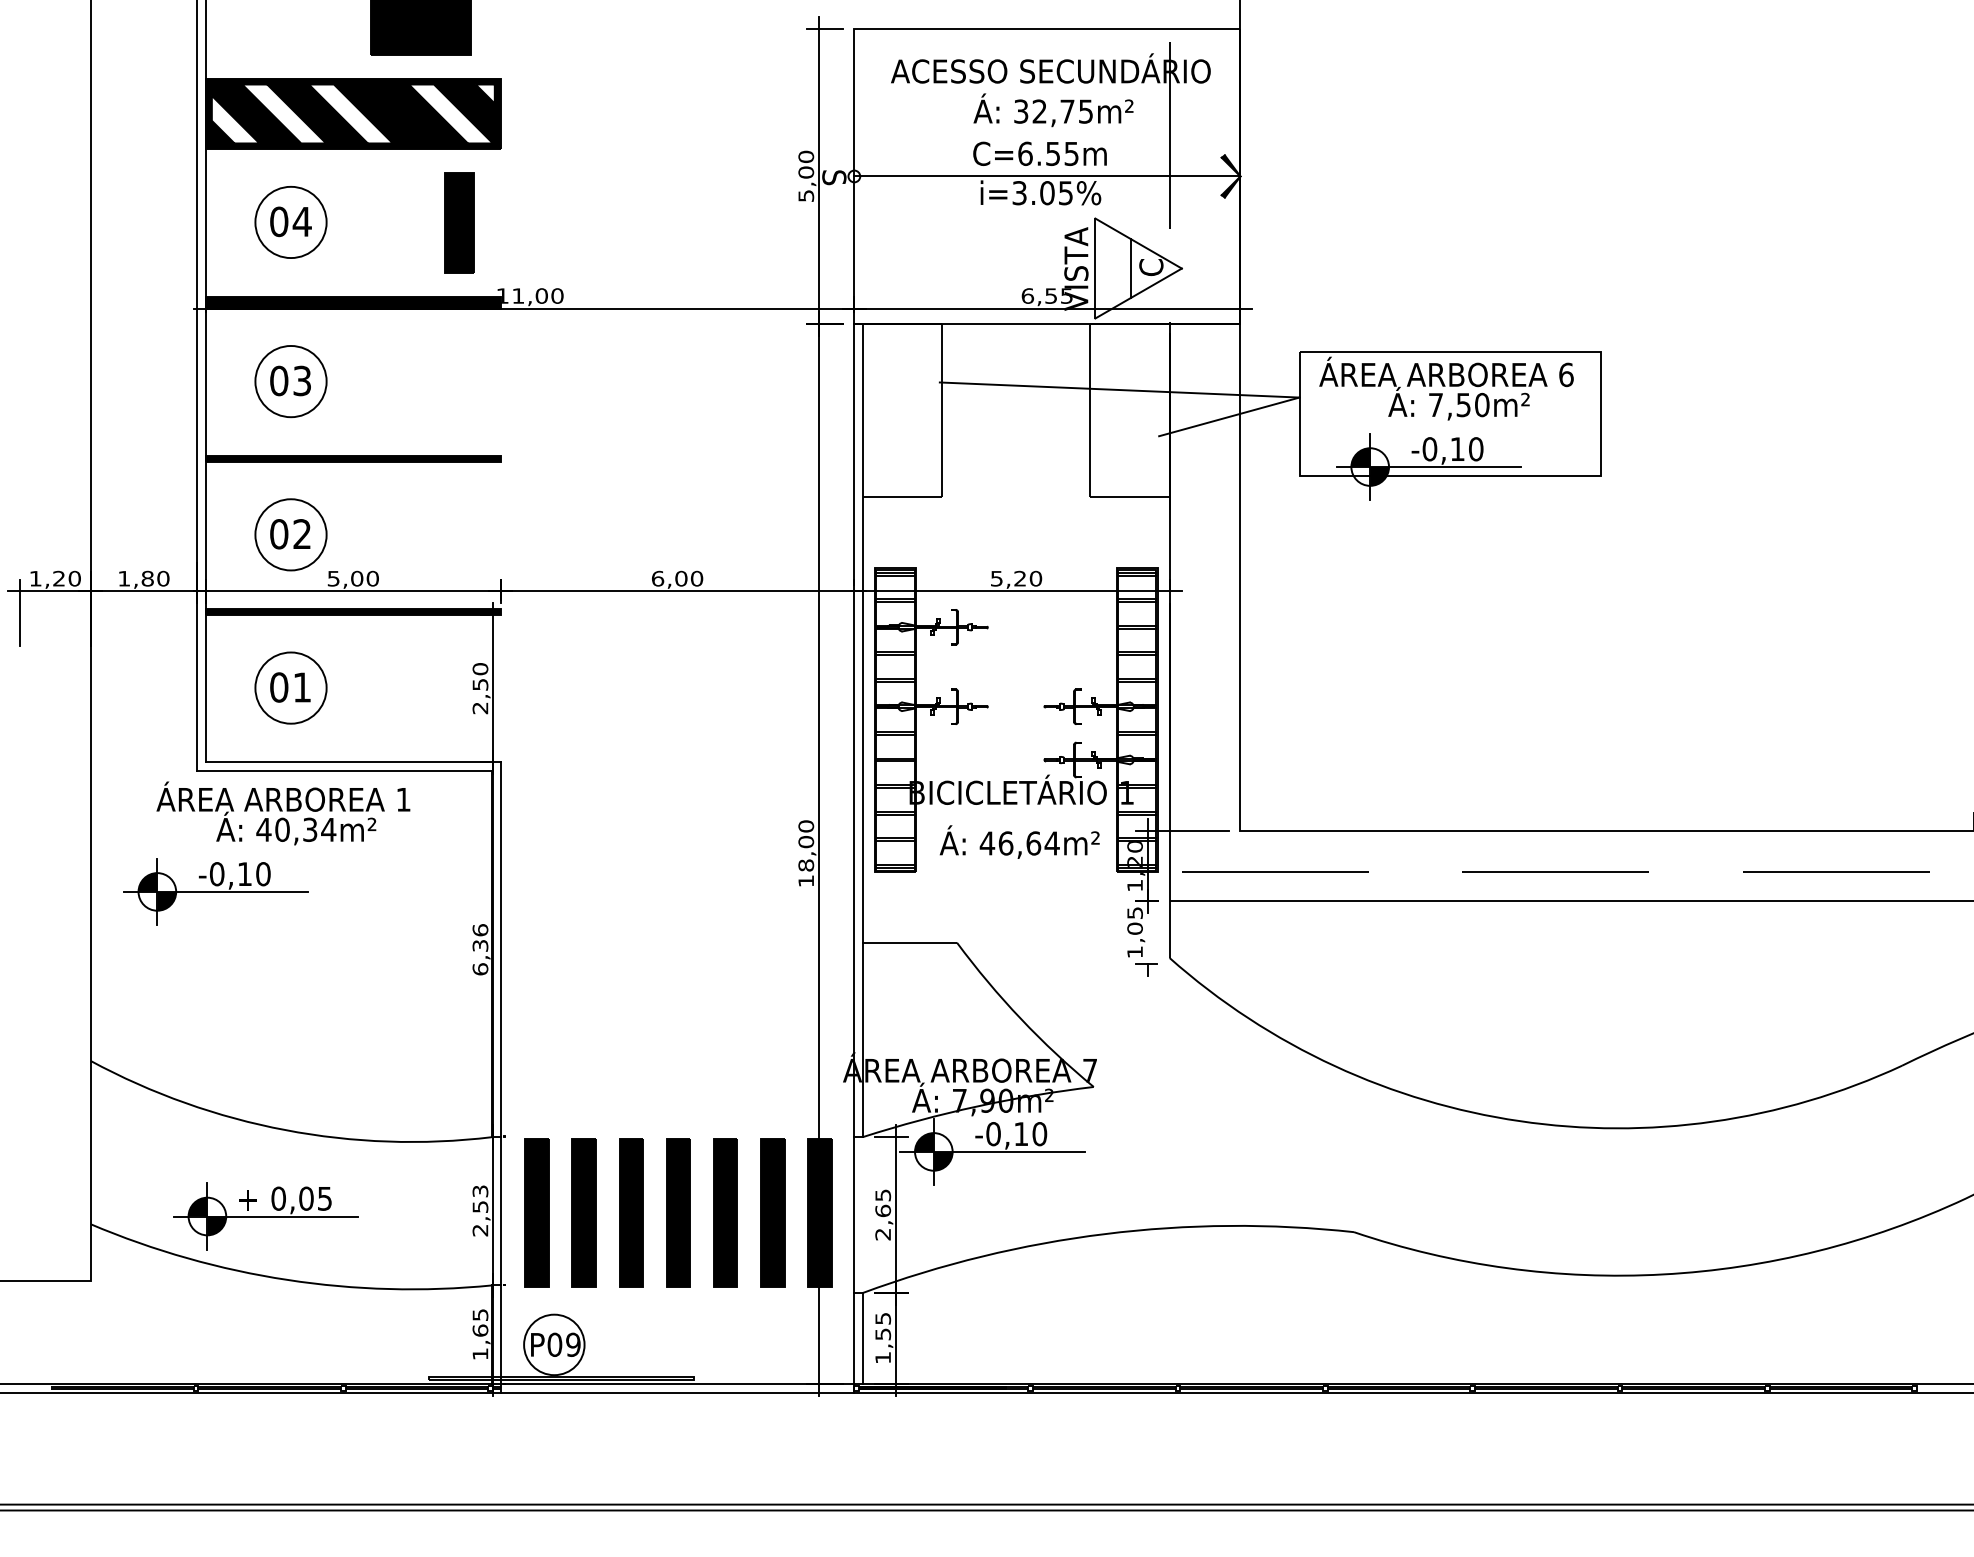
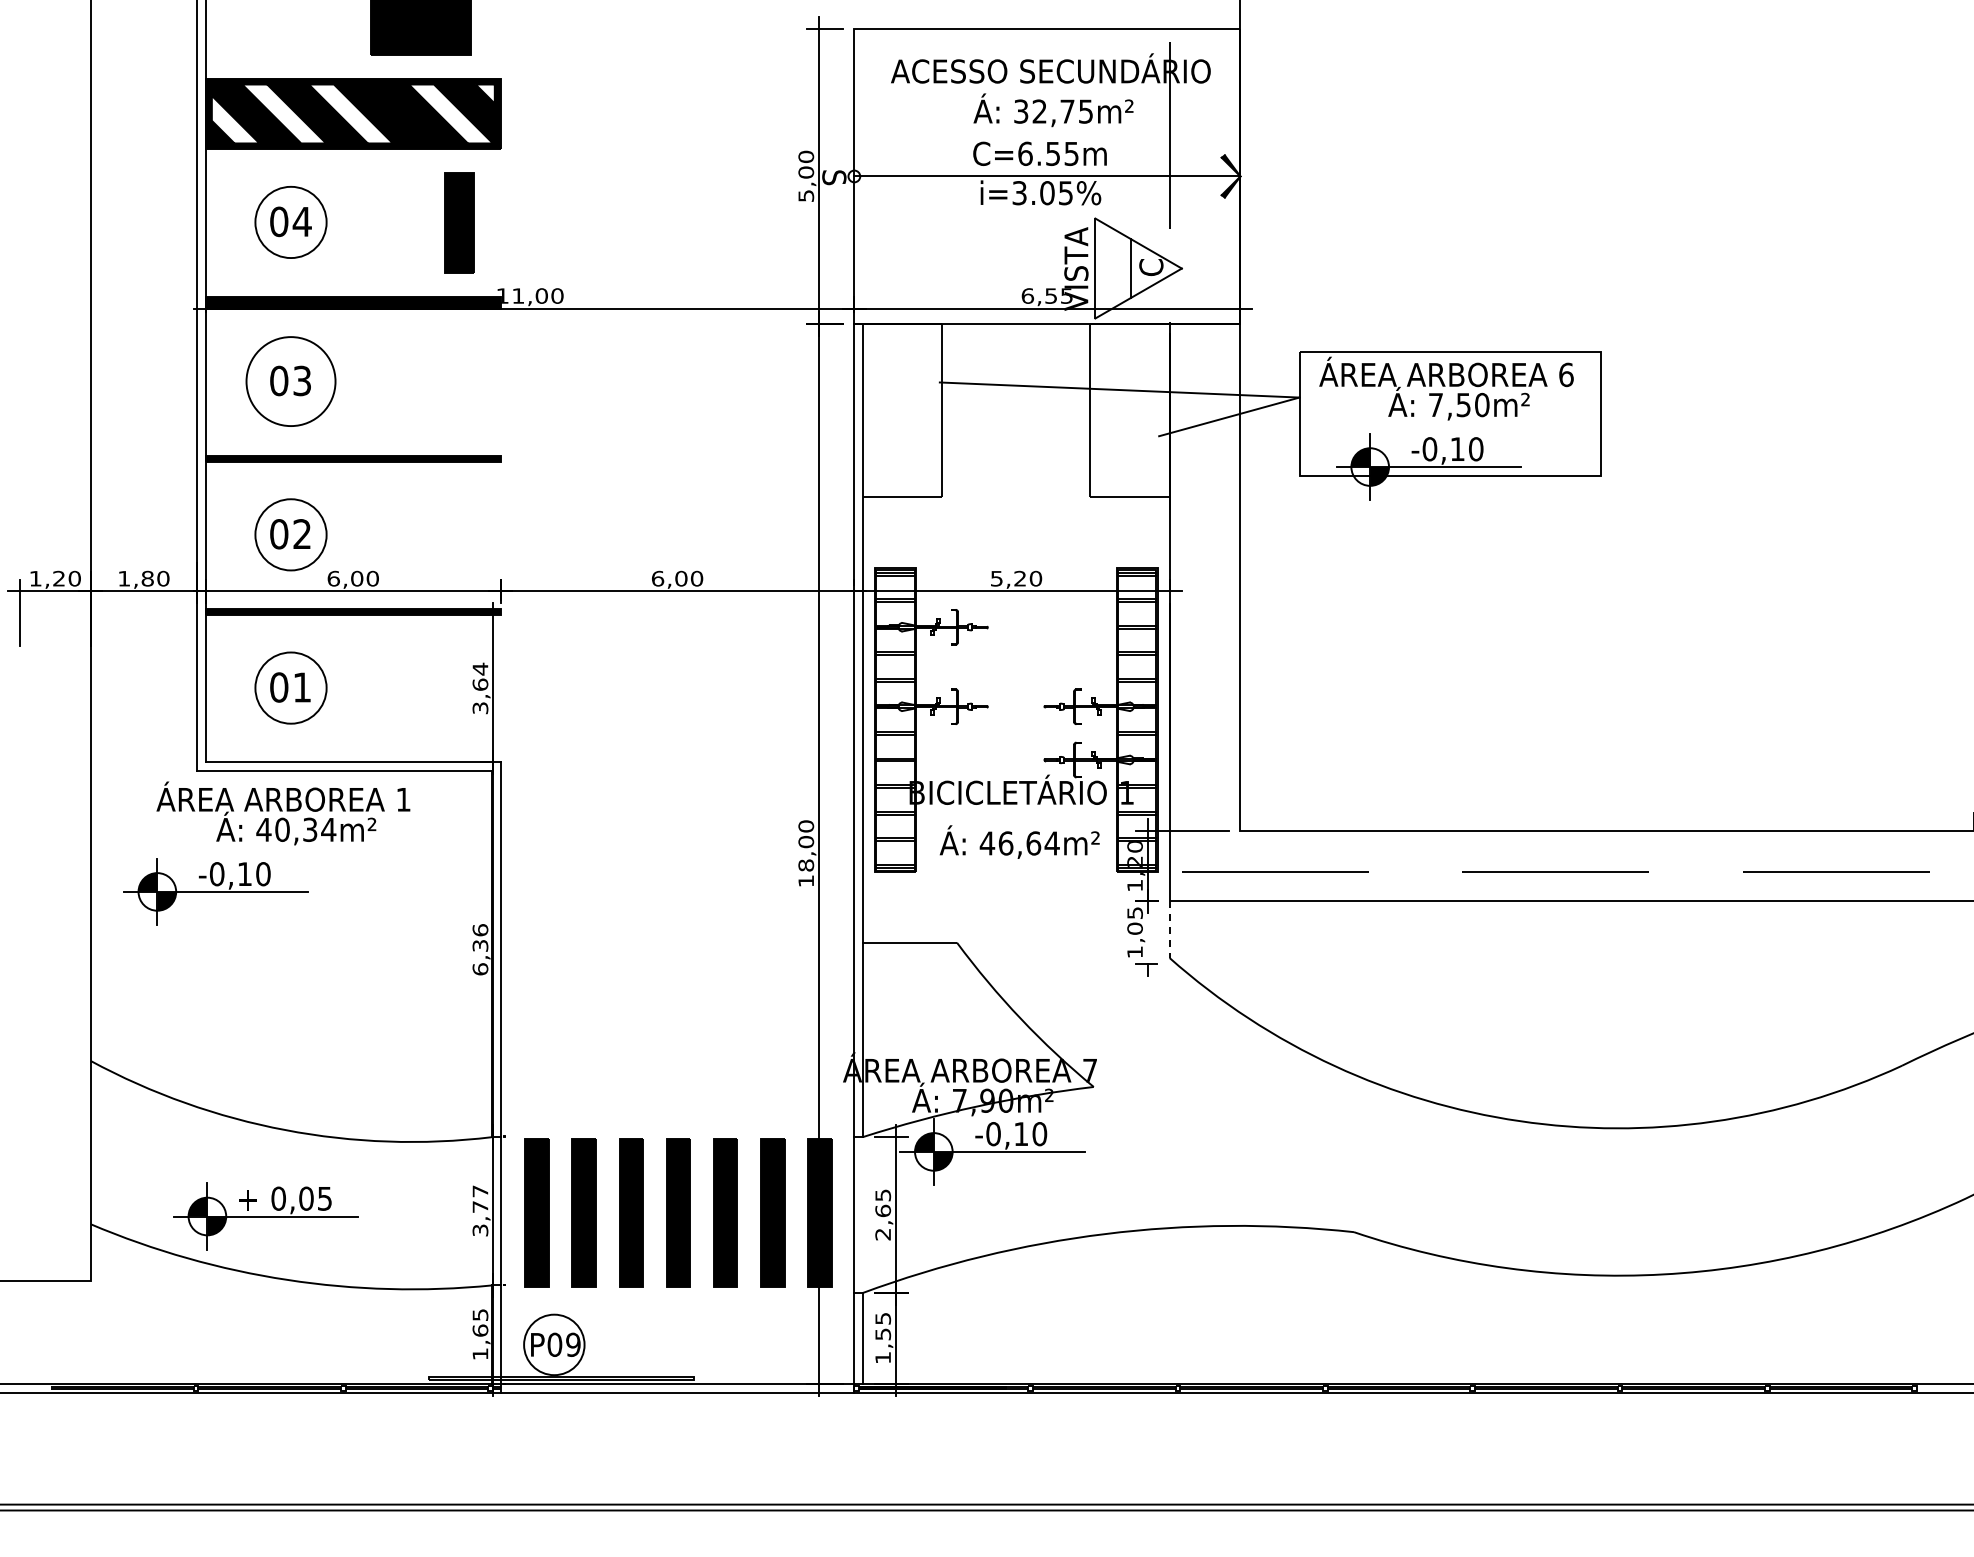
circle diameter: 71 px -> 89 px (290, 381)
text: 5,00 -> 6,00 (333, 578)
text: 2,50 -> 3,64 (480, 688)
line: solid -> dashed (1169, 930)
text: 2,53 -> 3,77 (480, 1210)
